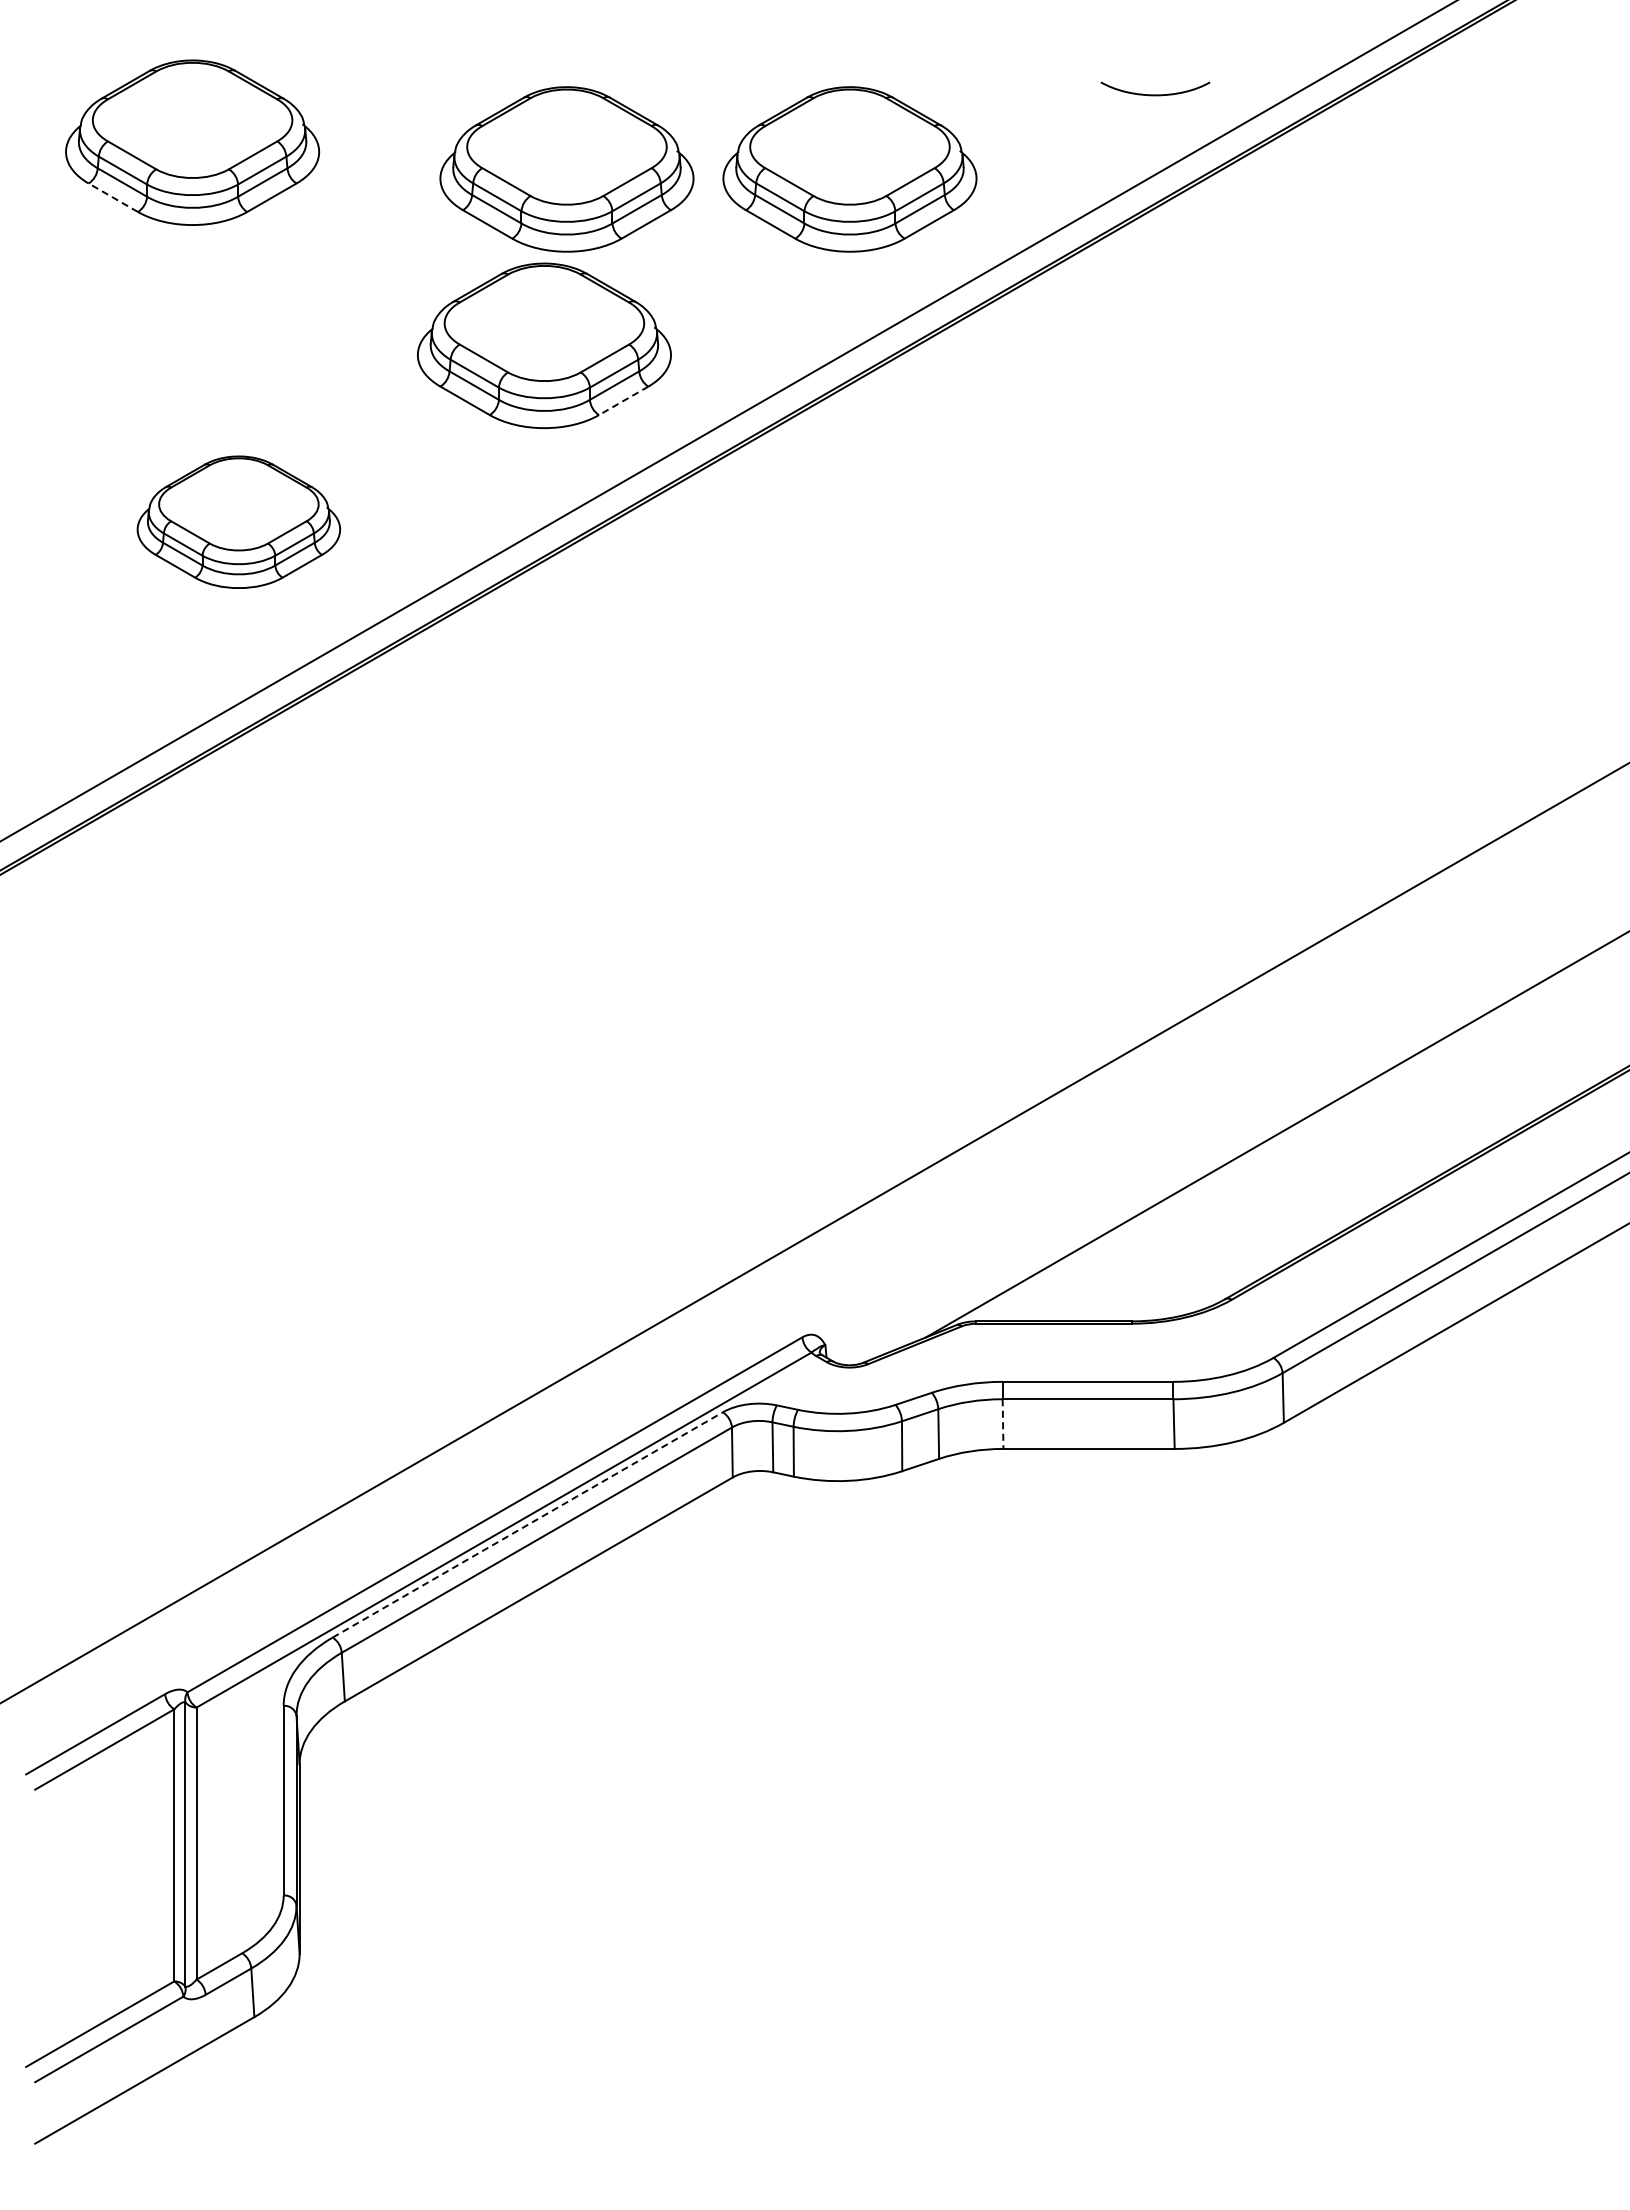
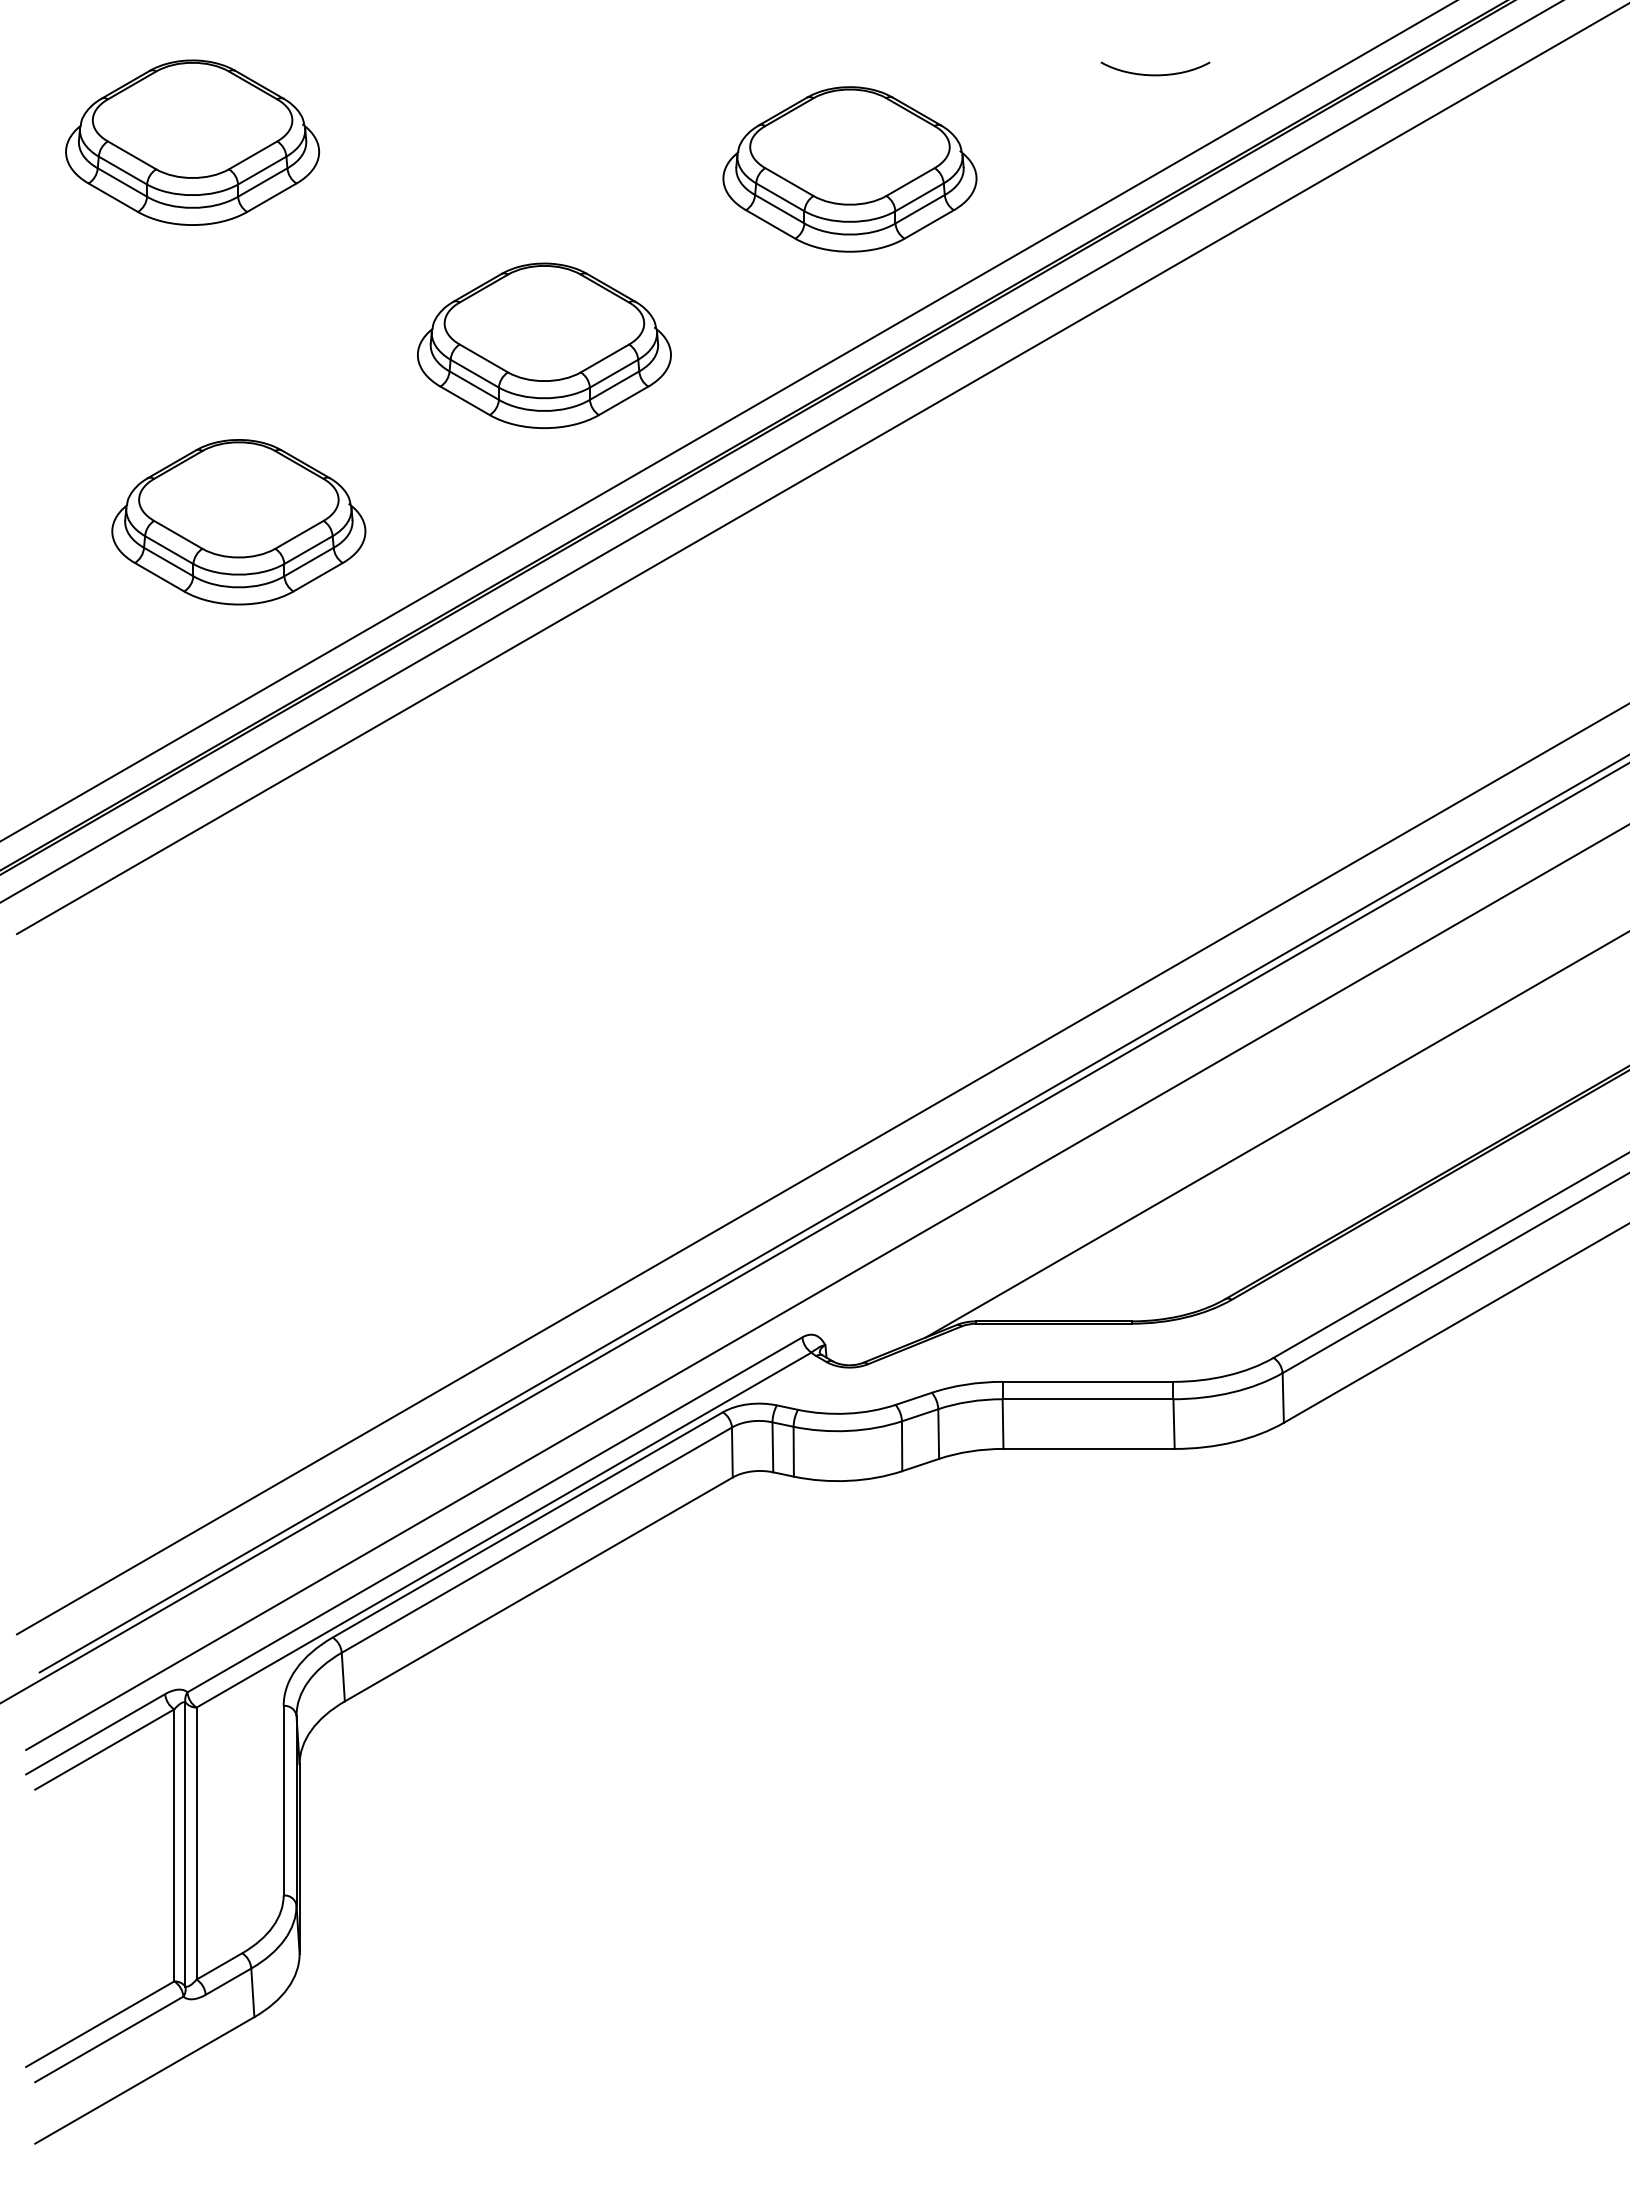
curve position: (1155, 94) -> (1155, 74) (1155, 74)
part: present -> none (566, 169)
line: dashed -> solid (112, 197)
line: dashed -> solid (623, 401)
line: none -> present (781, 451)
line: none -> present (821, 469)
part size: 205x134 px -> 256x167 px (238, 522)
line: none -> present (821, 1169)
line: none -> present (832, 1214)
line: none -> present (826, 1287)
line: dashed -> solid (1003, 1424)
line: dashed -> solid (528, 1524)
